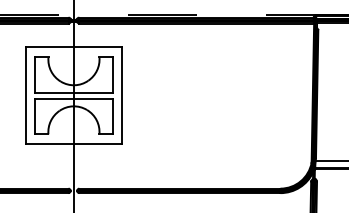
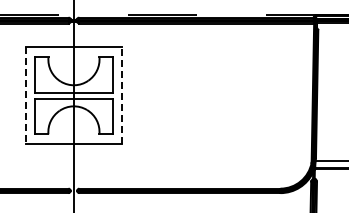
line: solid -> dashed (122, 95)
line: solid -> dashed (25, 96)
